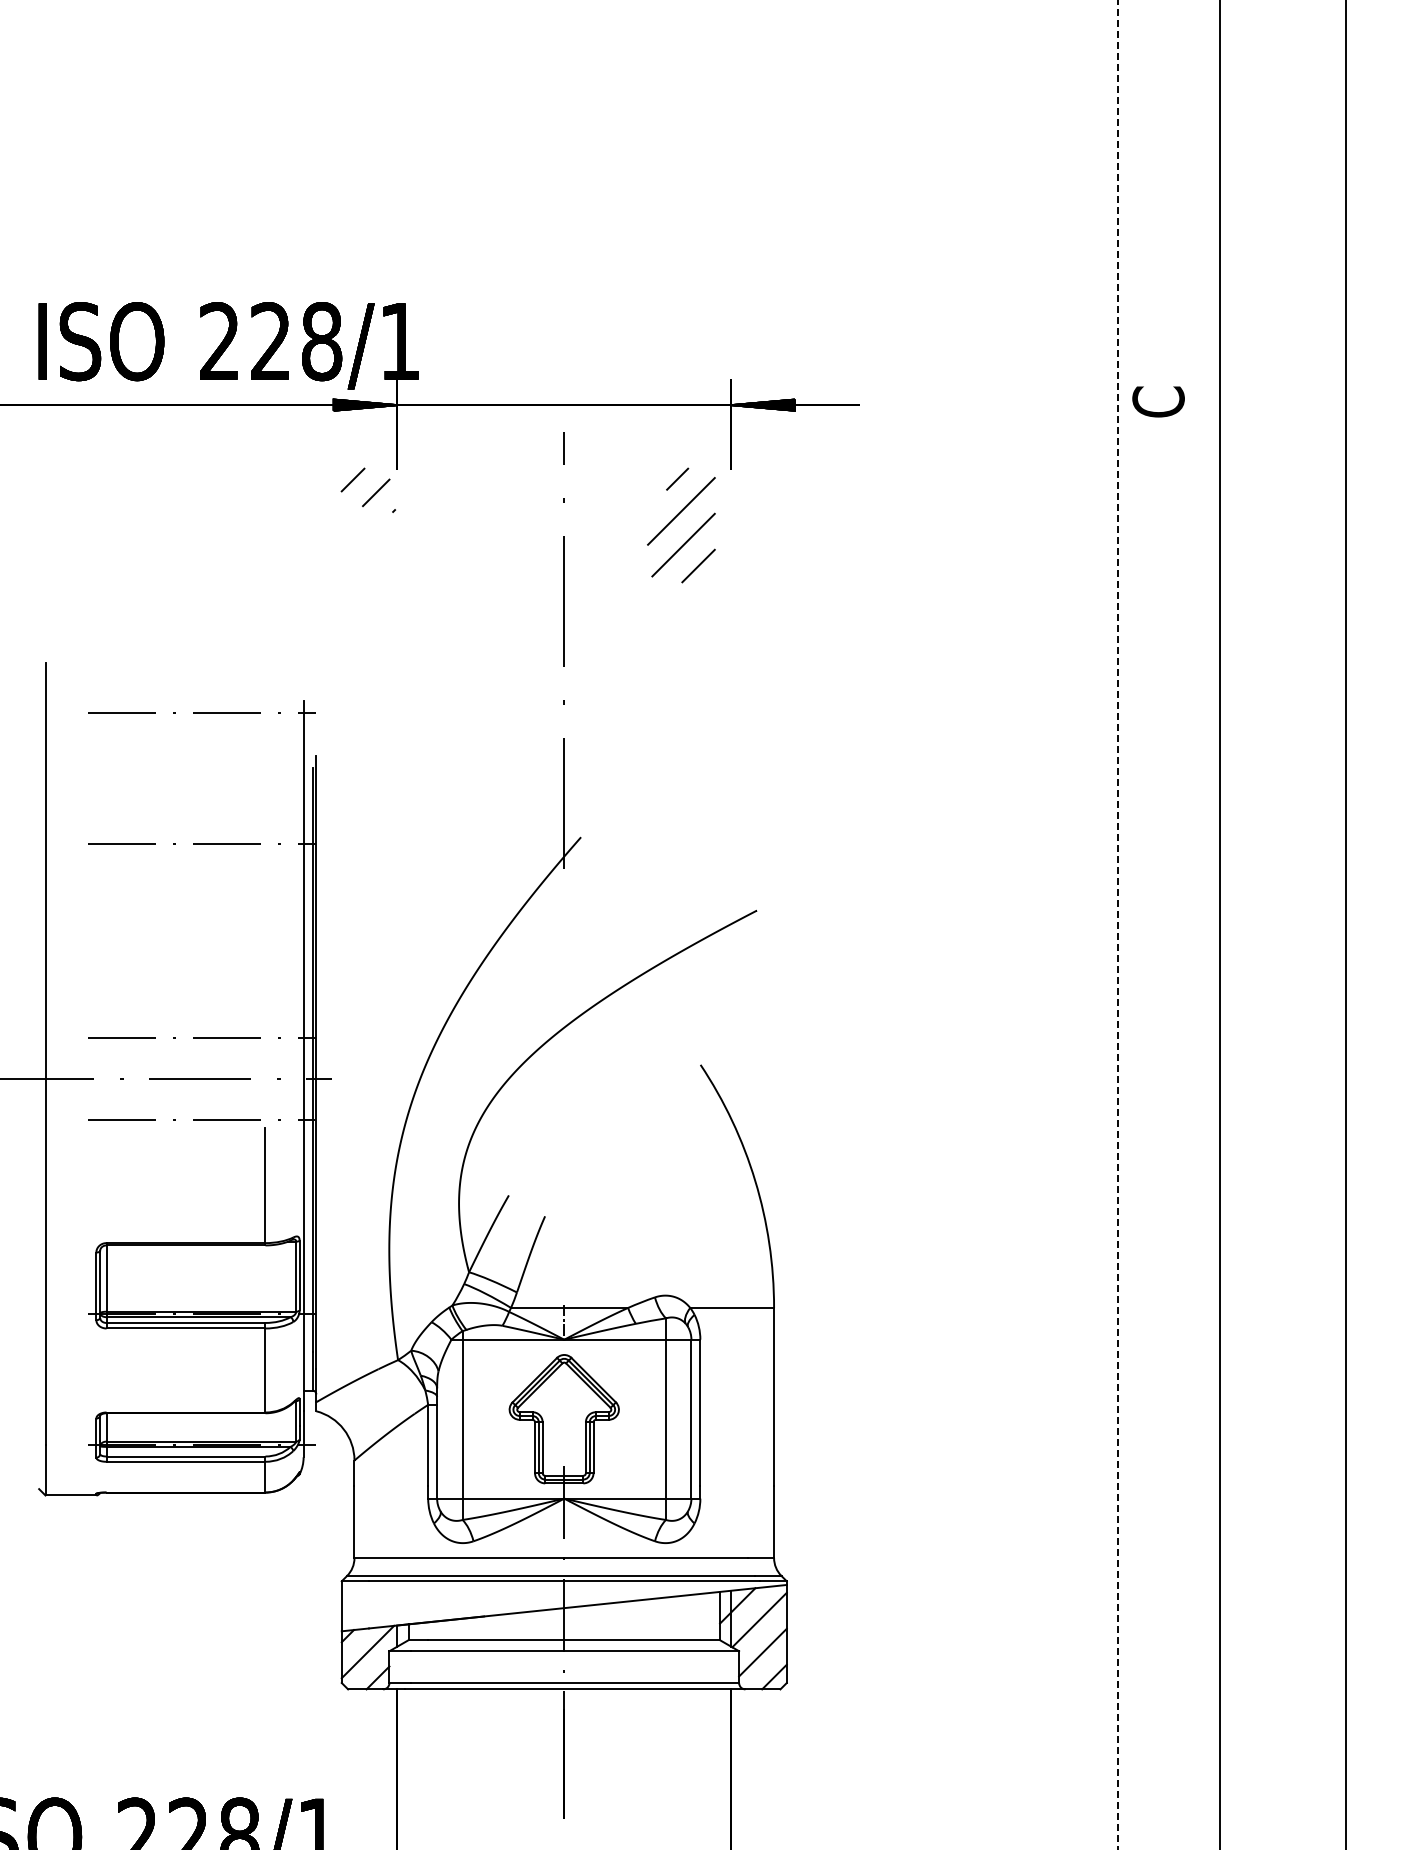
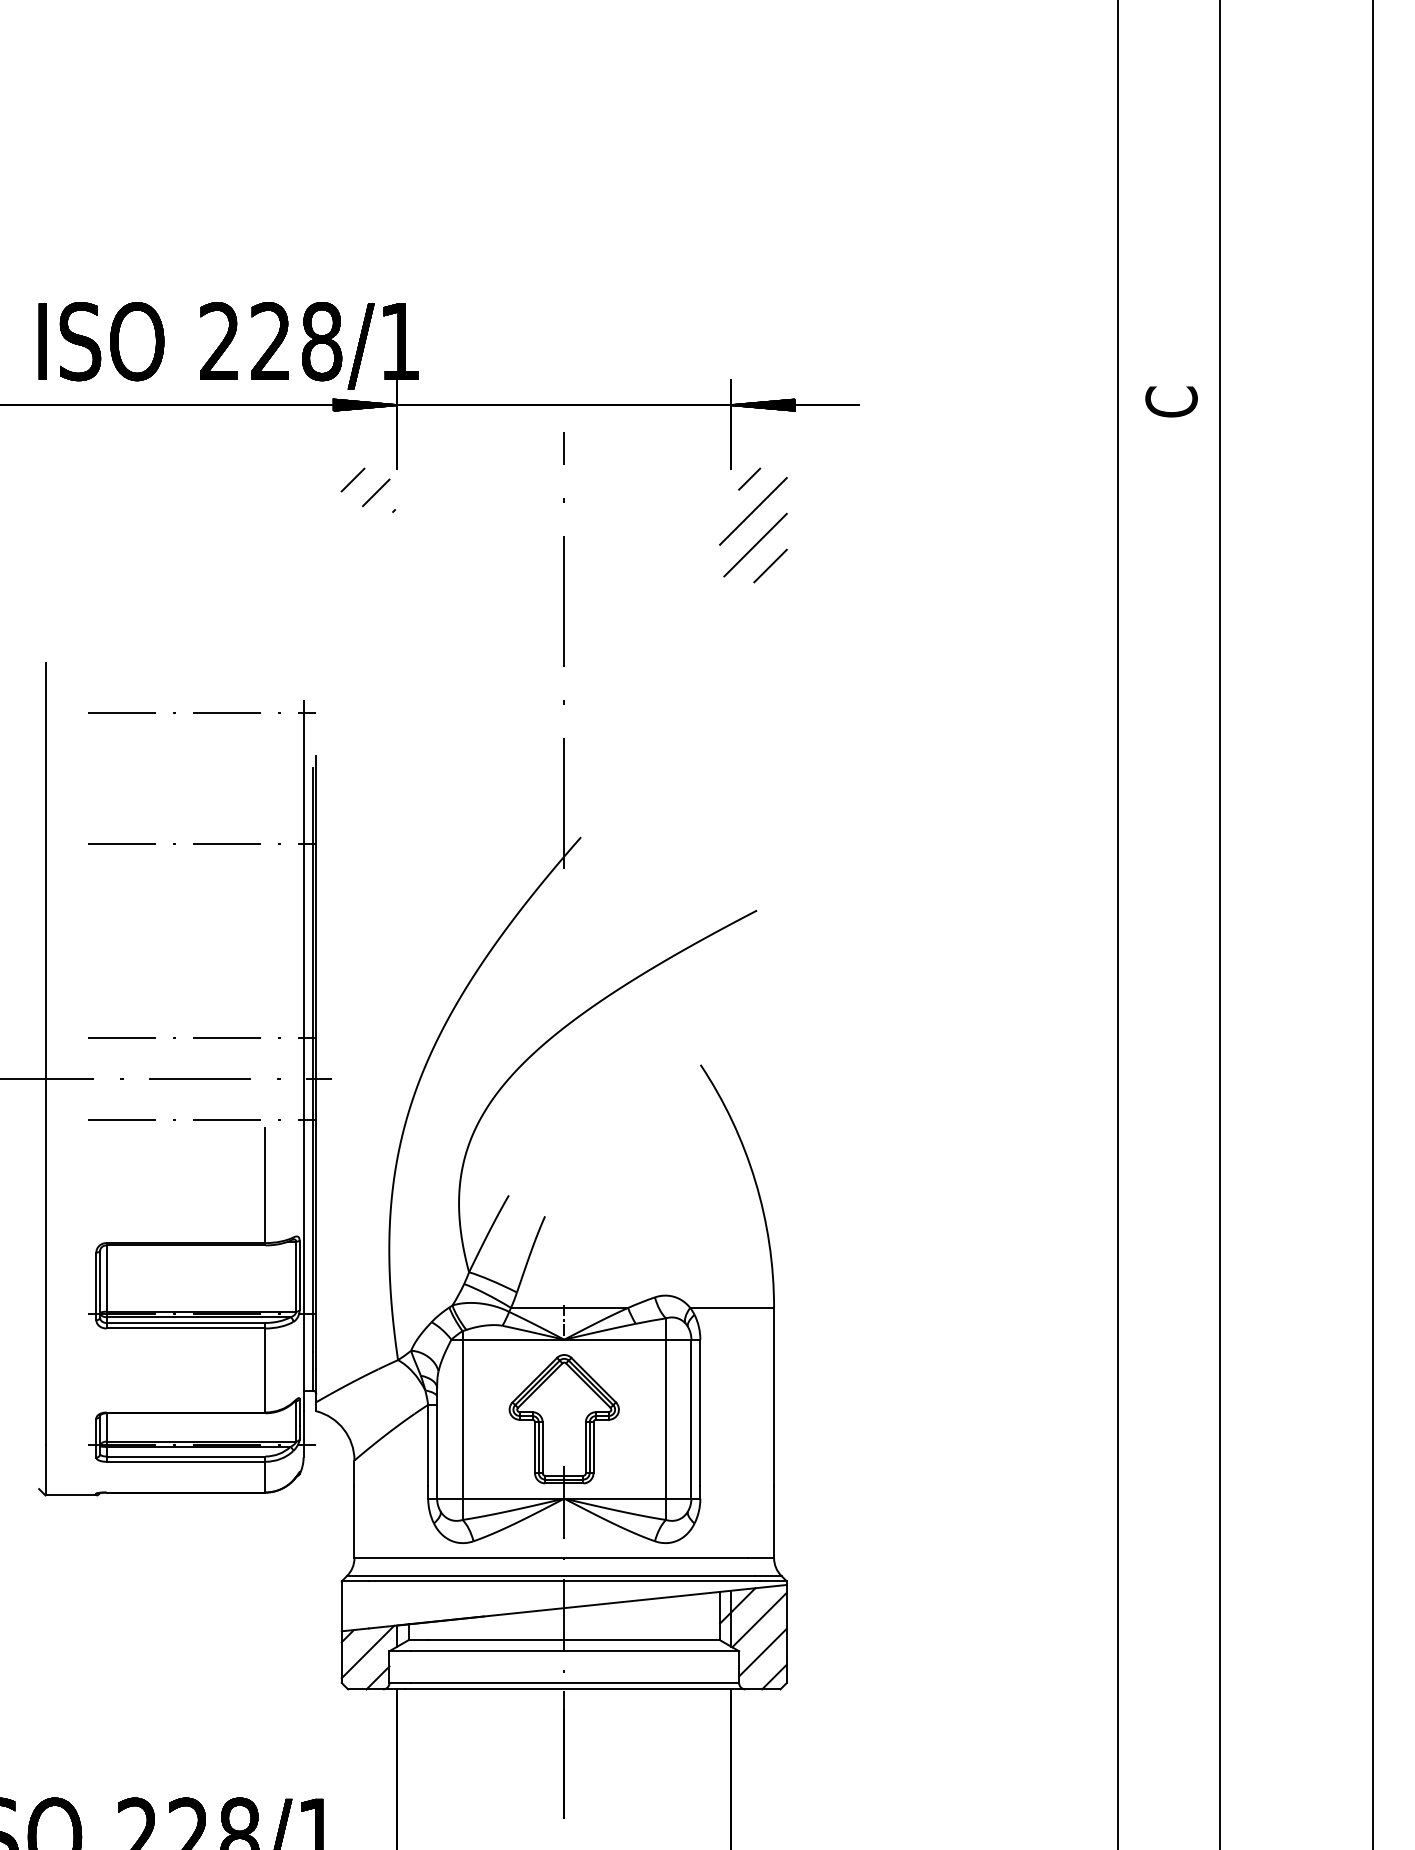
text position: (1158, 401) -> (1171, 401) (1171, 401)
part position: (675, 518) -> (747, 518) (747, 518)
line: dashed -> solid (1118, 924)
line position: (1345, 924) -> (1372, 924) (1372, 924)
